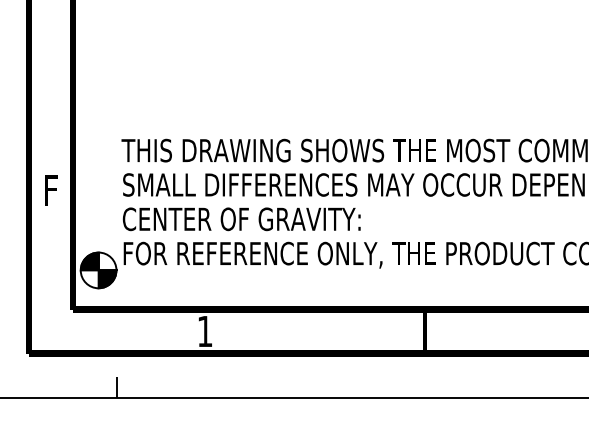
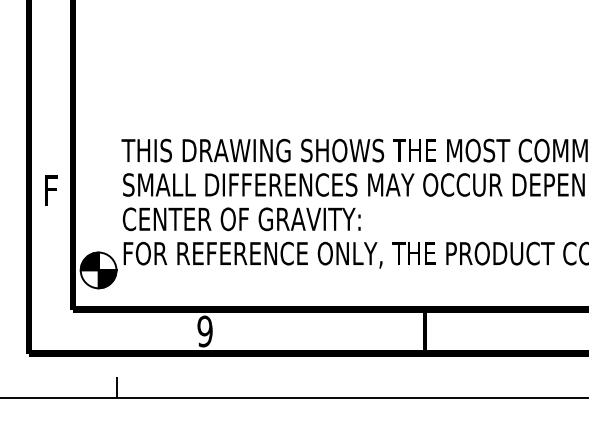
text: 1 -> 9 (204, 331)
